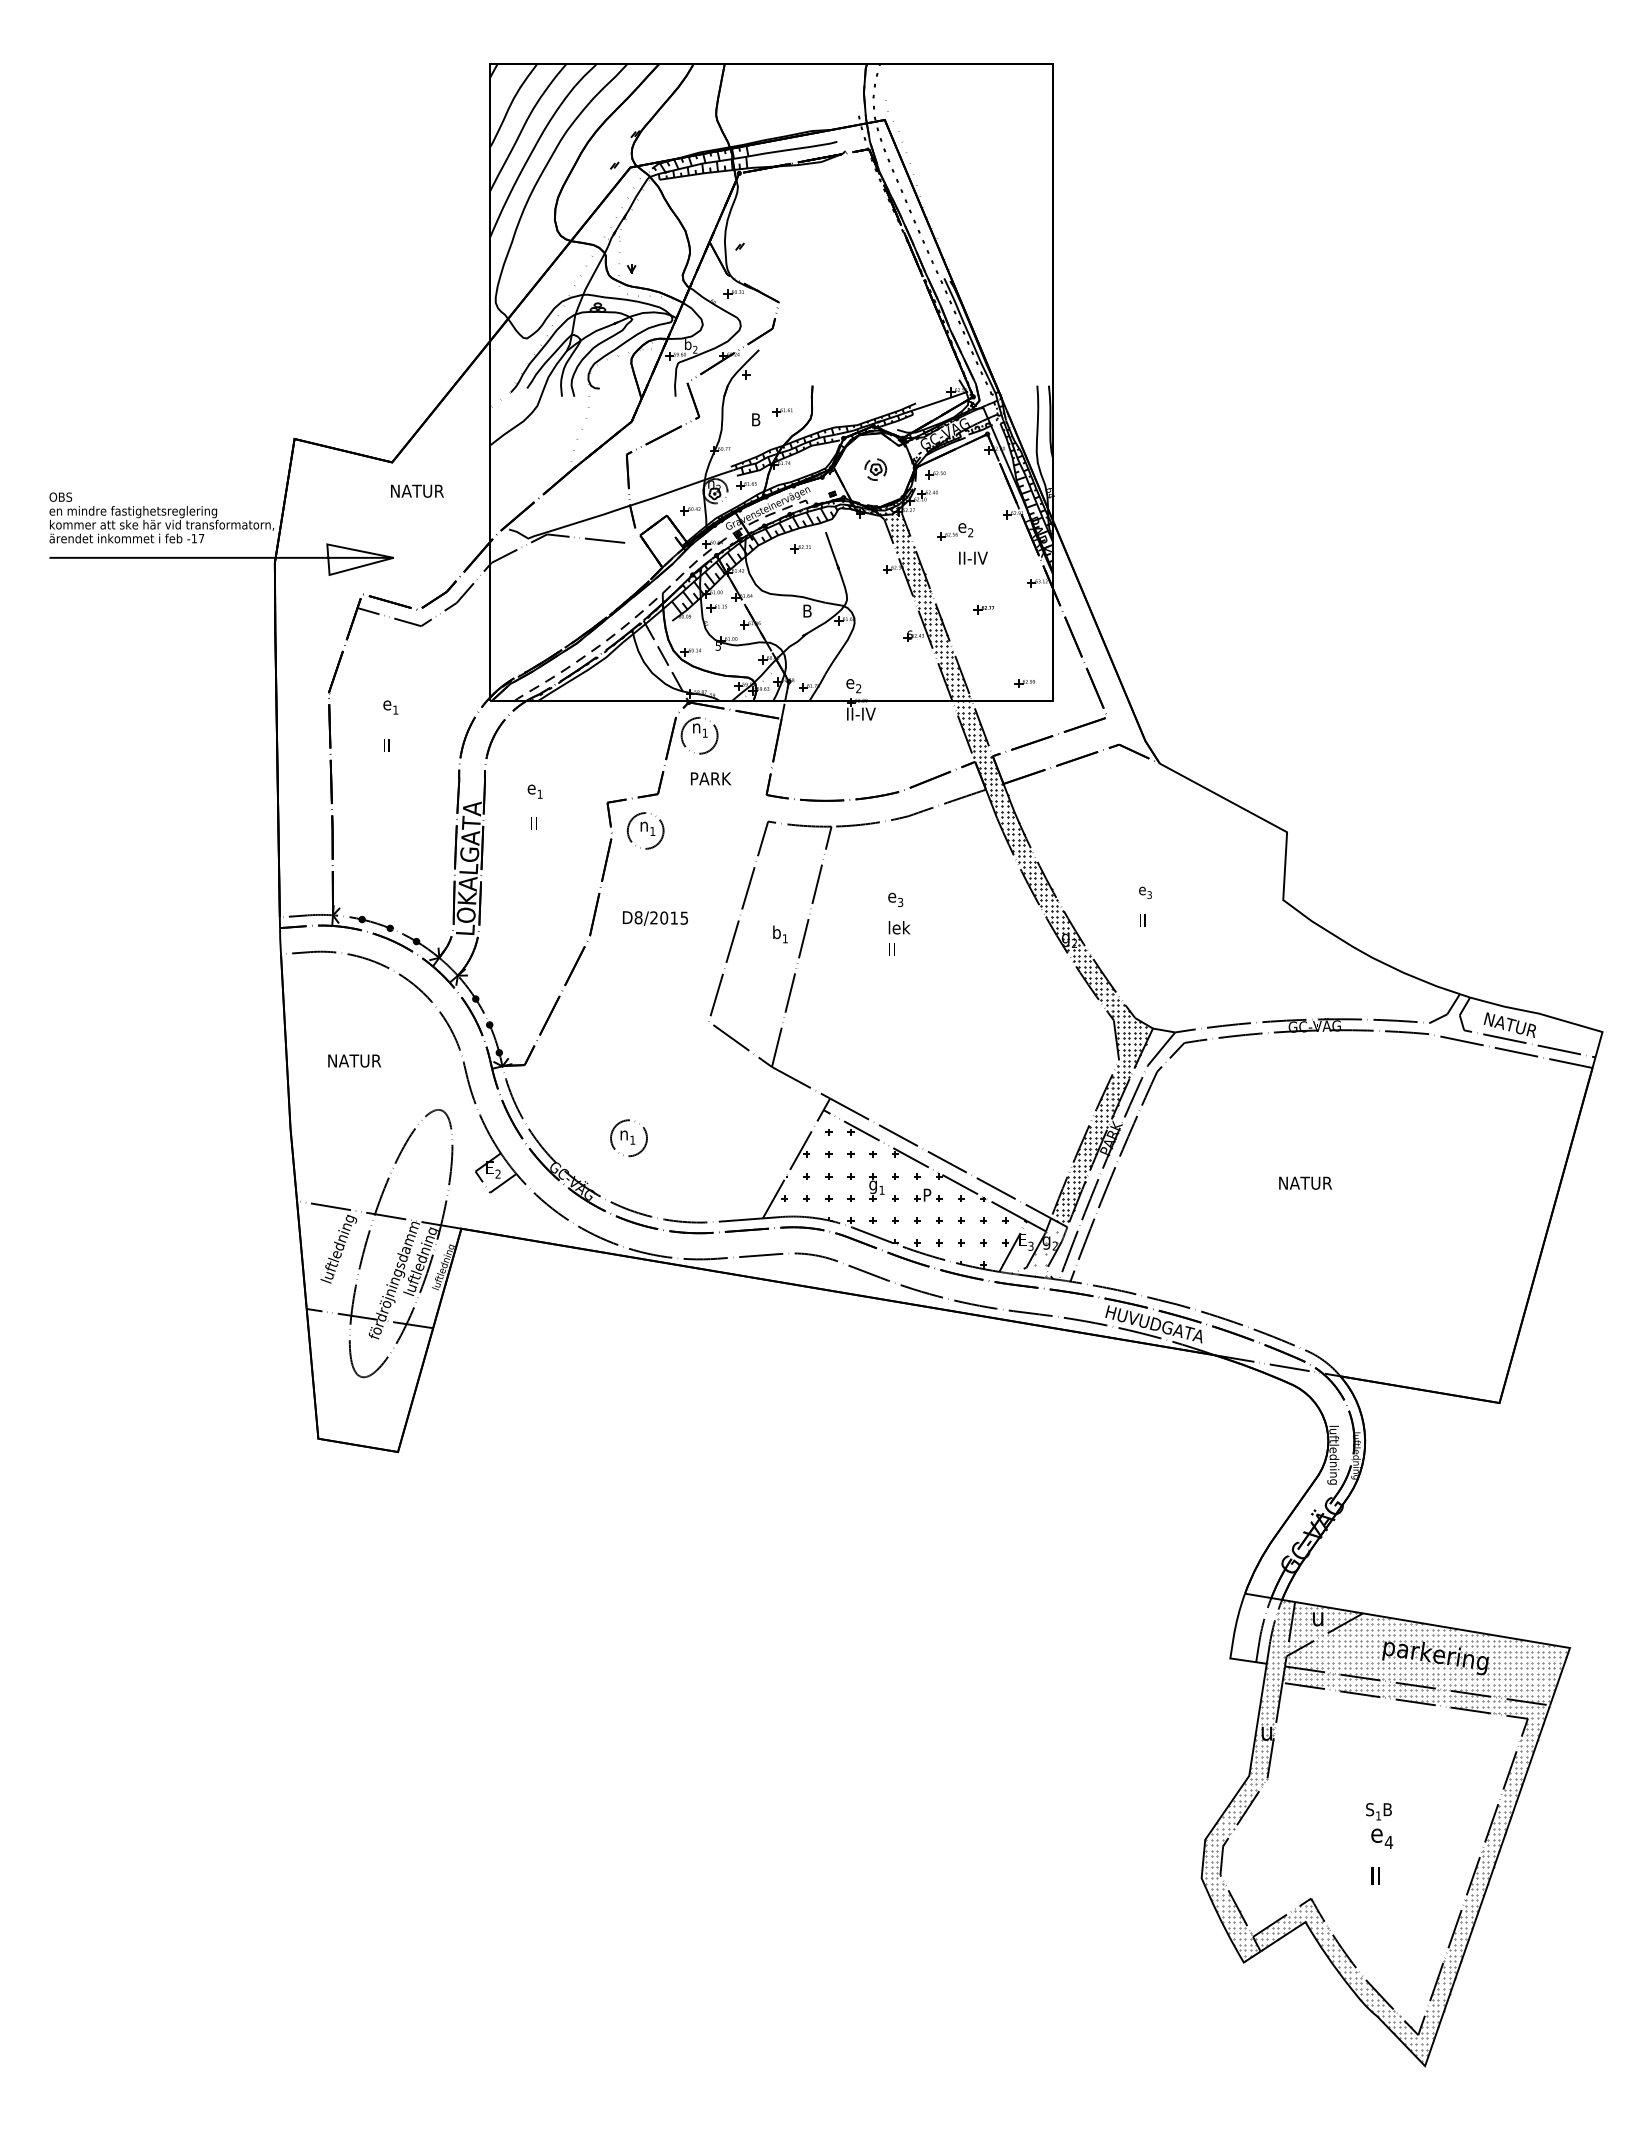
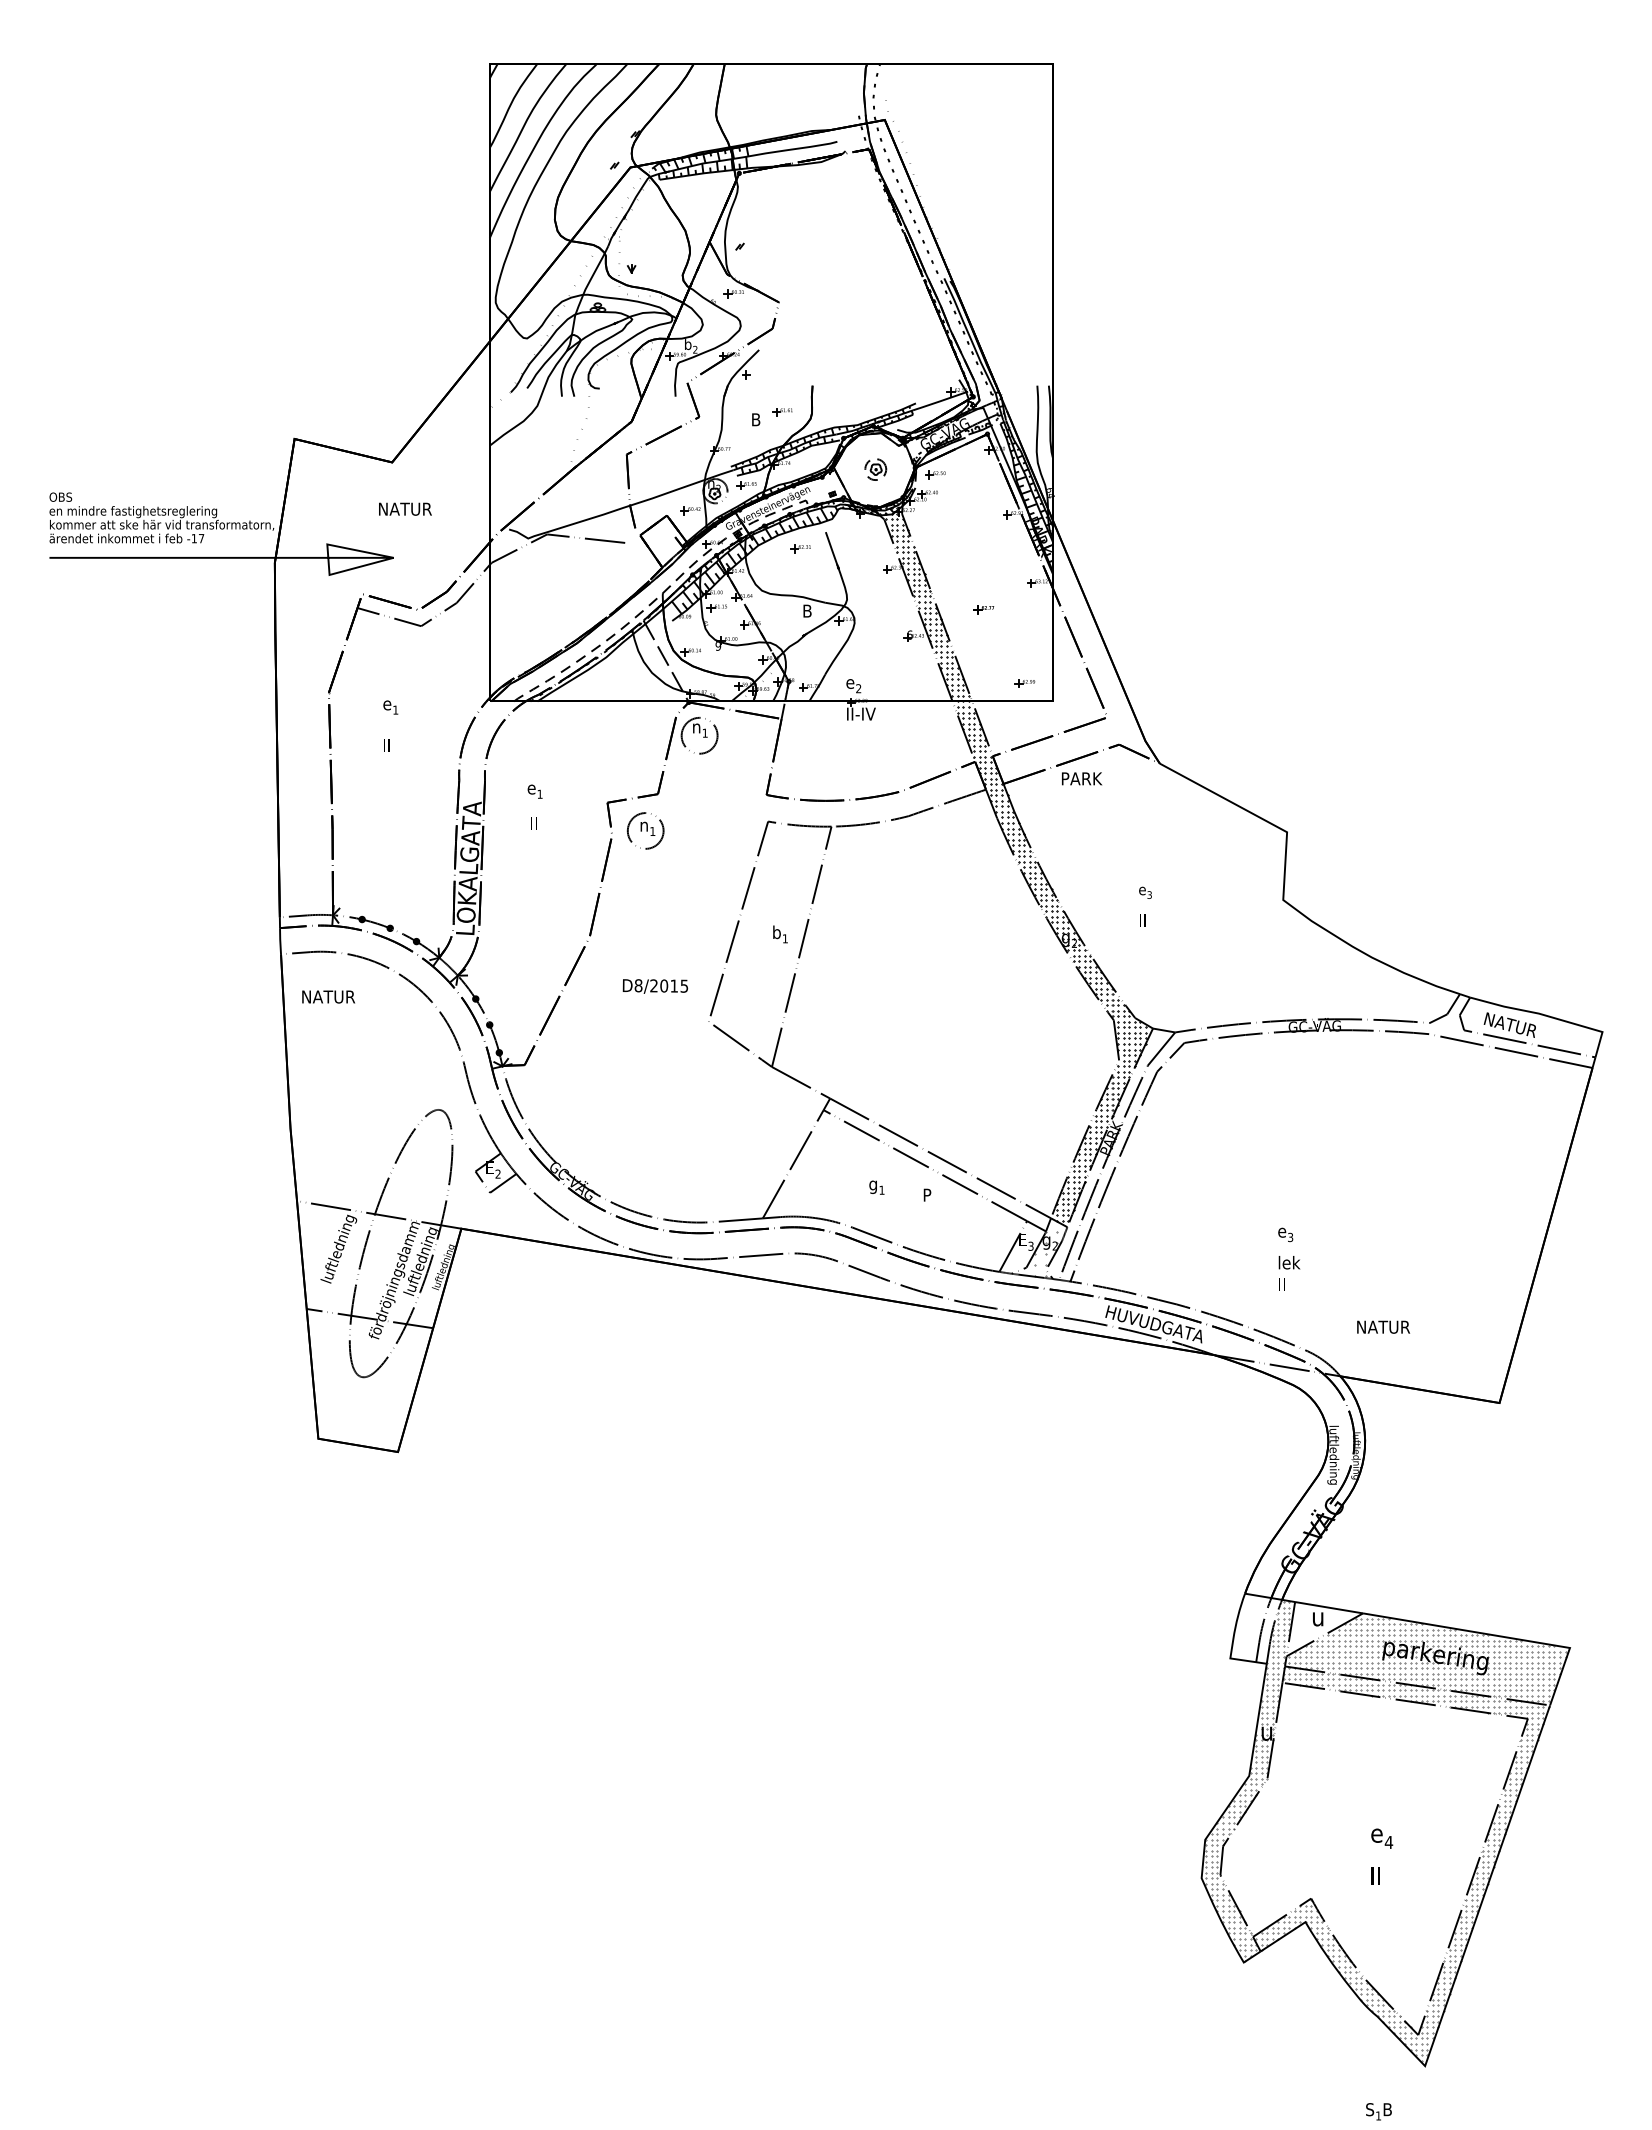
text position: (417, 490) -> (405, 508) (405, 508)
part: present -> none (960, 551)
text: 5 -> 9 (718, 646)
text position: (711, 778) -> (1082, 778) (1082, 778)
text position: (655, 918) -> (655, 986) (655, 986)
text position: (899, 923) -> (1289, 1258) (1289, 1258)
text position: (354, 1060) -> (328, 996) (328, 996)
part: present -> none (628, 1138)
text position: (1305, 1182) -> (1383, 1326) (1383, 1326)
hatch: present -> none (903, 1190)
hatch: present -> none (1322, 1629)
text position: (1378, 1811) -> (1378, 2111) (1378, 2111)
